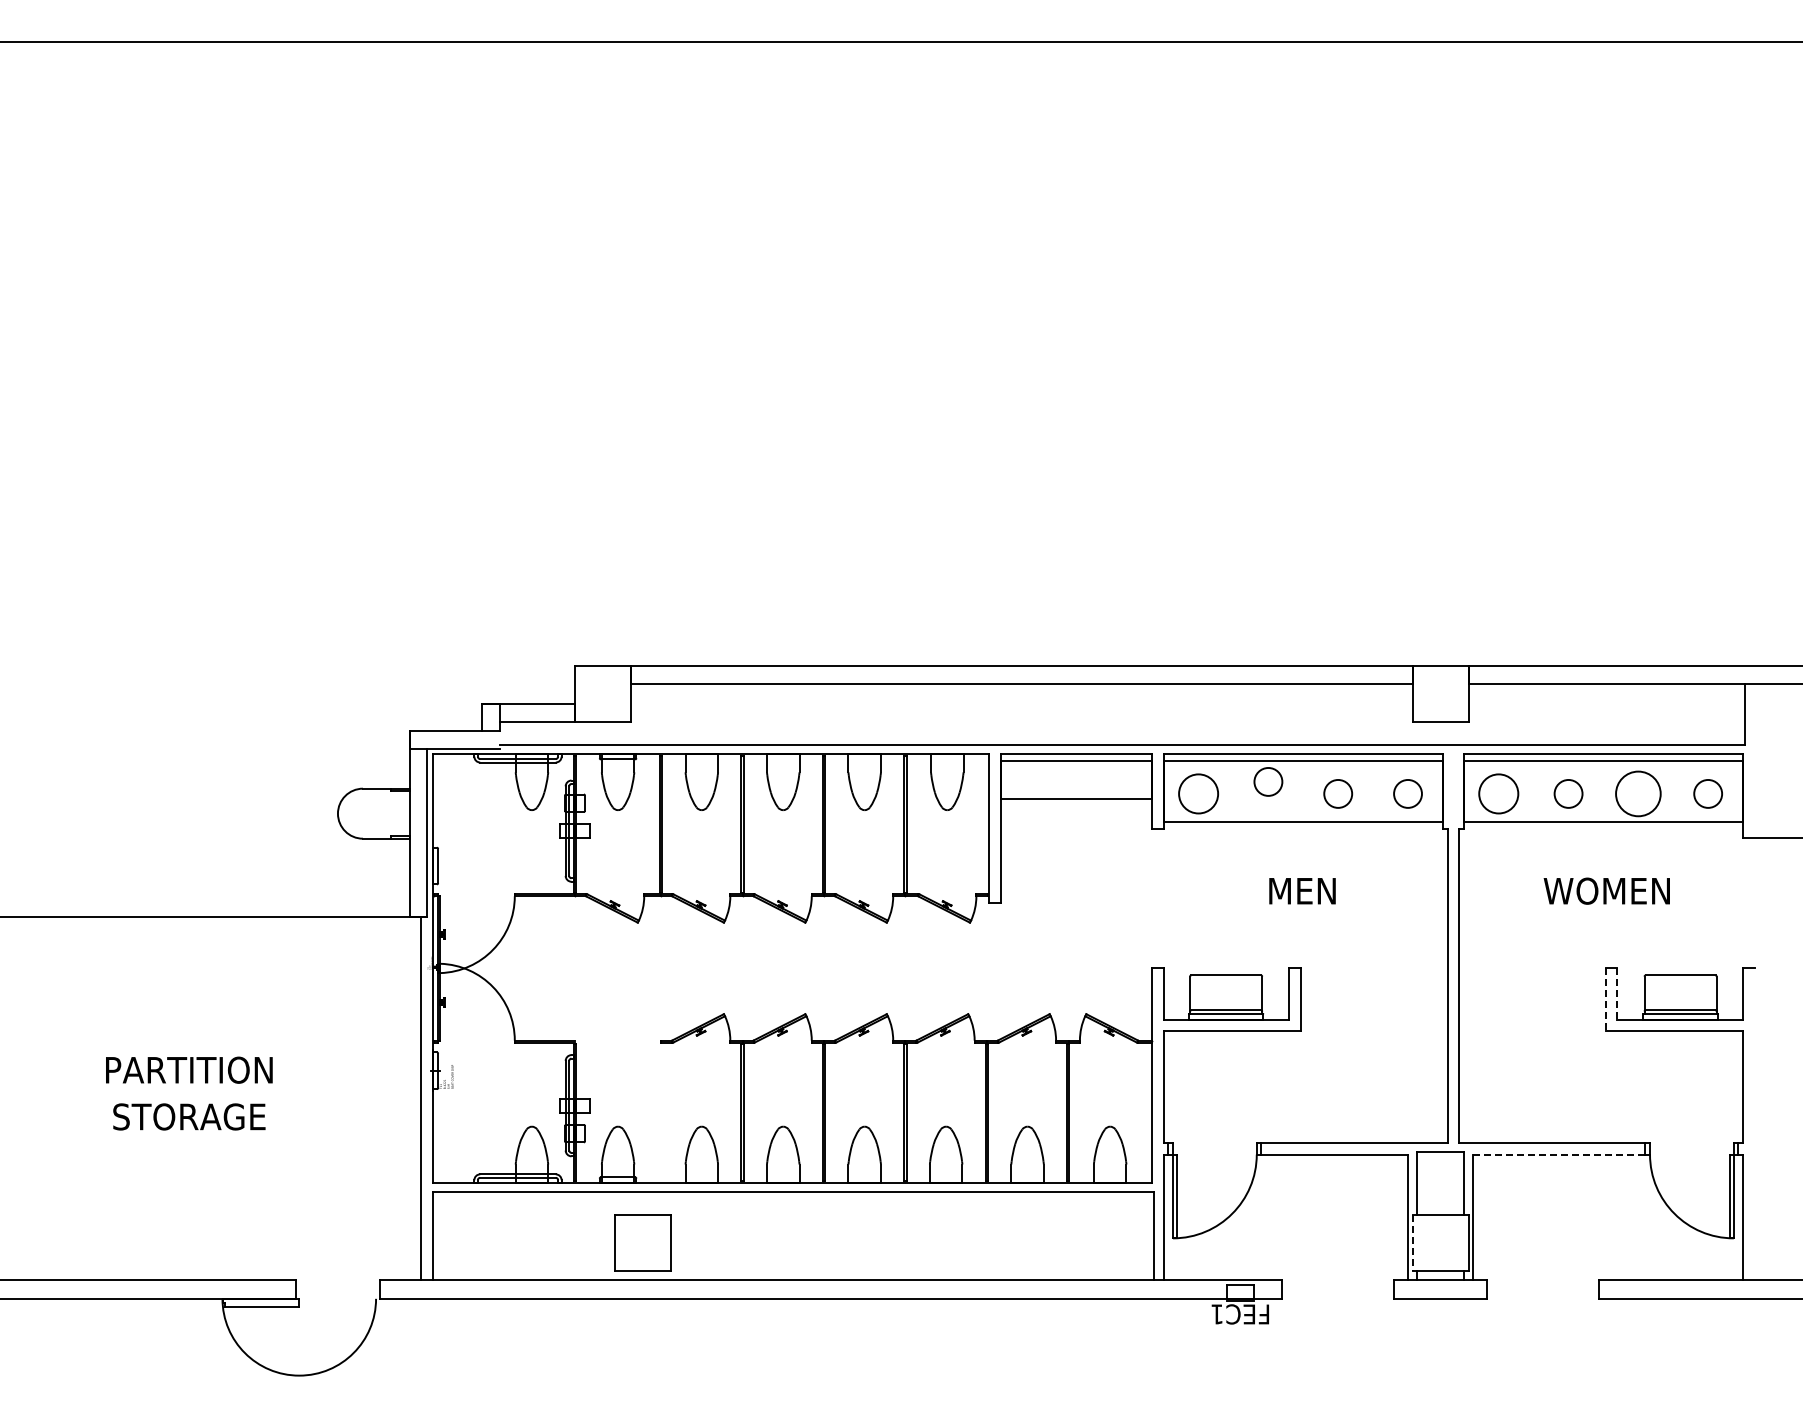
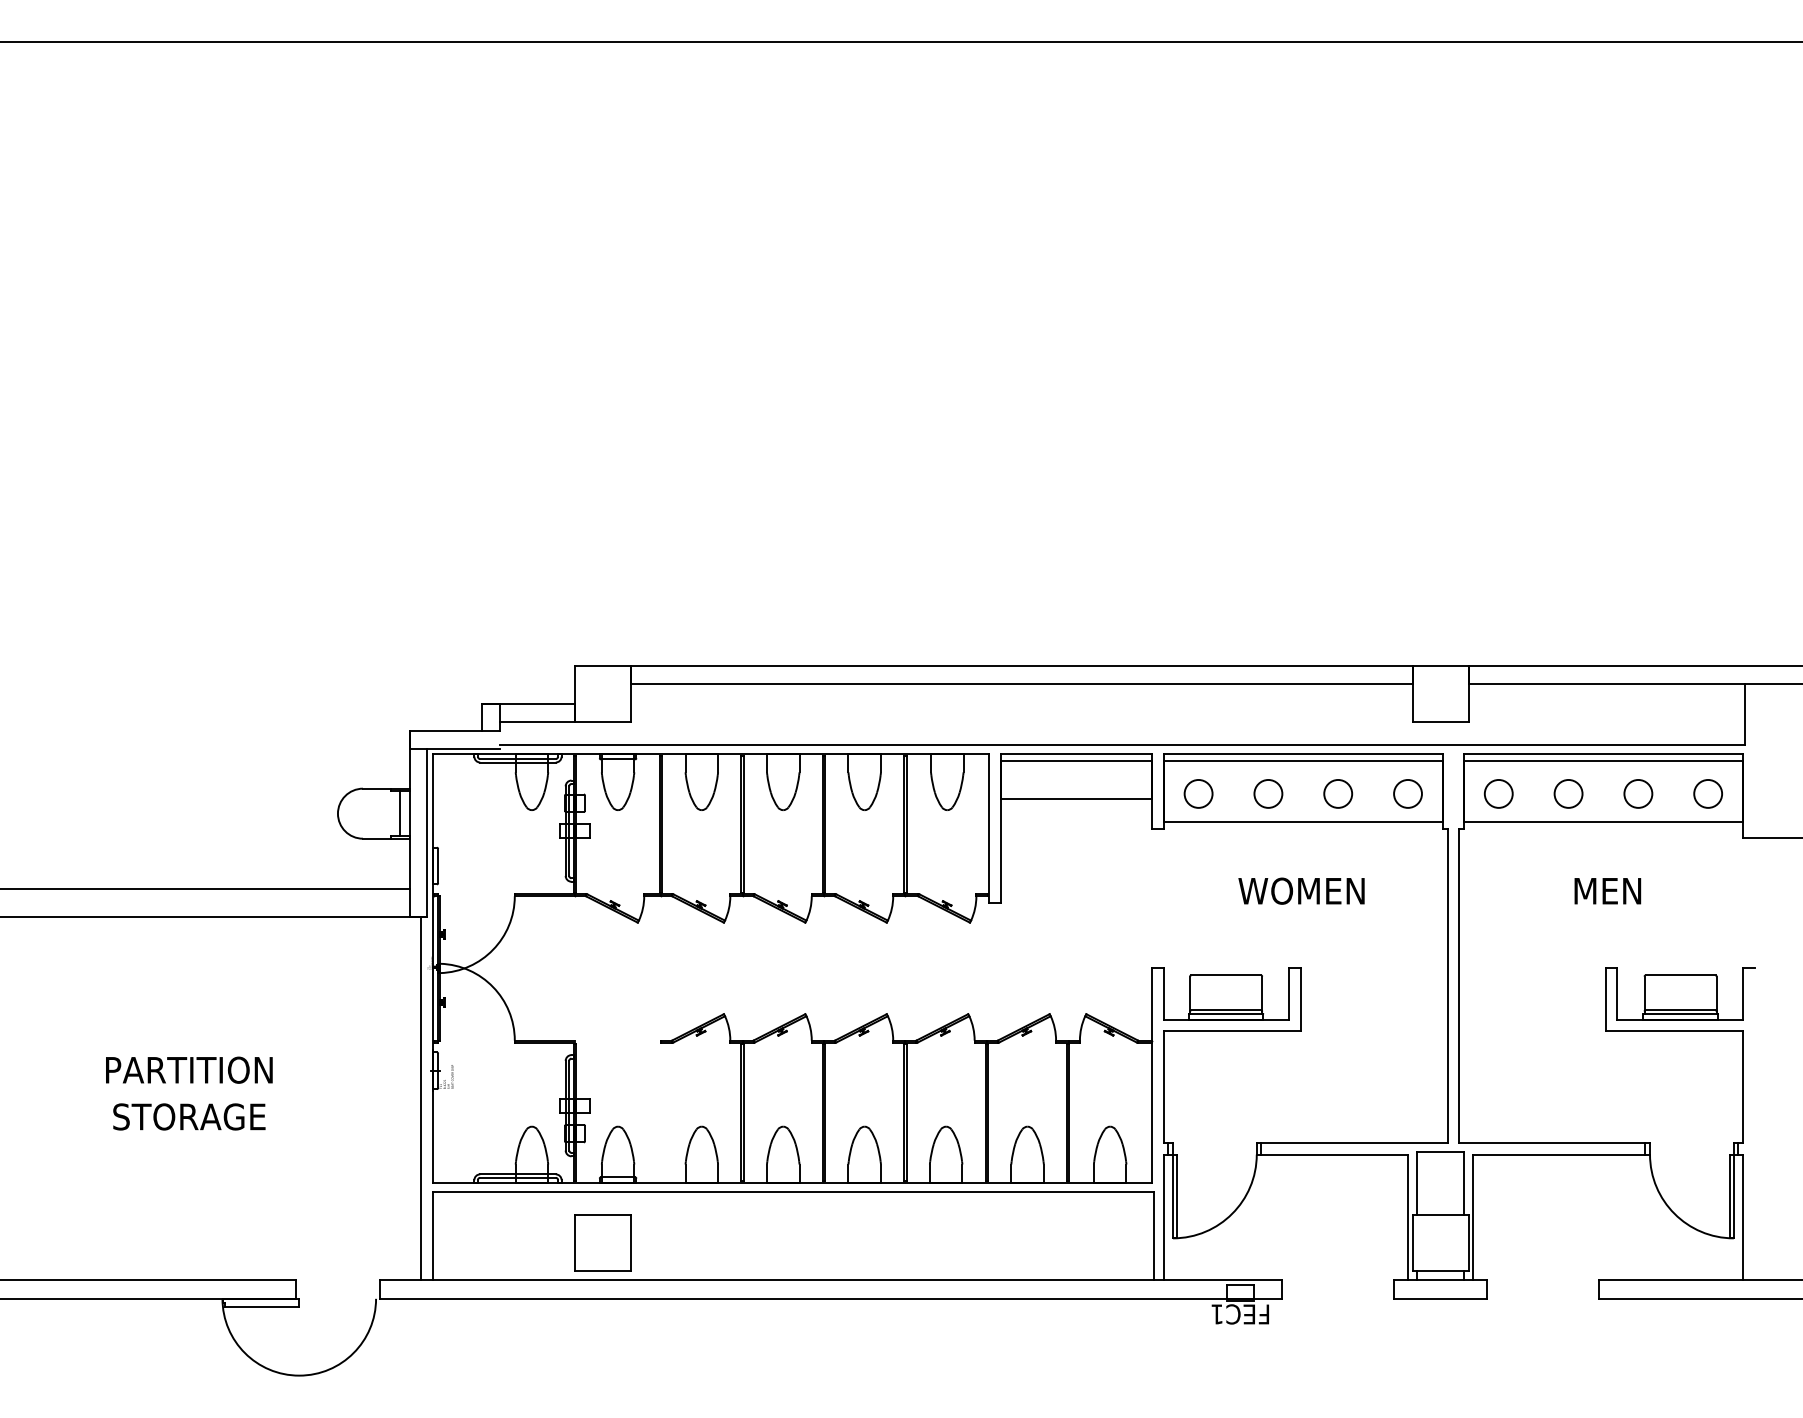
circle position: (1268, 781) -> (1268, 793) (1268, 793)
circle diameter: 39 px -> 28 px (1198, 793)
circle diameter: 39 px -> 28 px (1498, 793)
circle diameter: 45 px -> 28 px (1638, 793)
line: none -> present (400, 813)
line: none -> present (205, 889)
text: MEN -> WOMEN (1301, 890)
text: WOMEN -> MEN (1606, 890)
line: dashed -> solid (1617, 994)
line: dashed -> solid (1605, 1000)
line: dashed -> solid (1559, 1154)
part position: (642, 1242) -> (602, 1242) (602, 1242)
line: dashed -> solid (1412, 1243)
